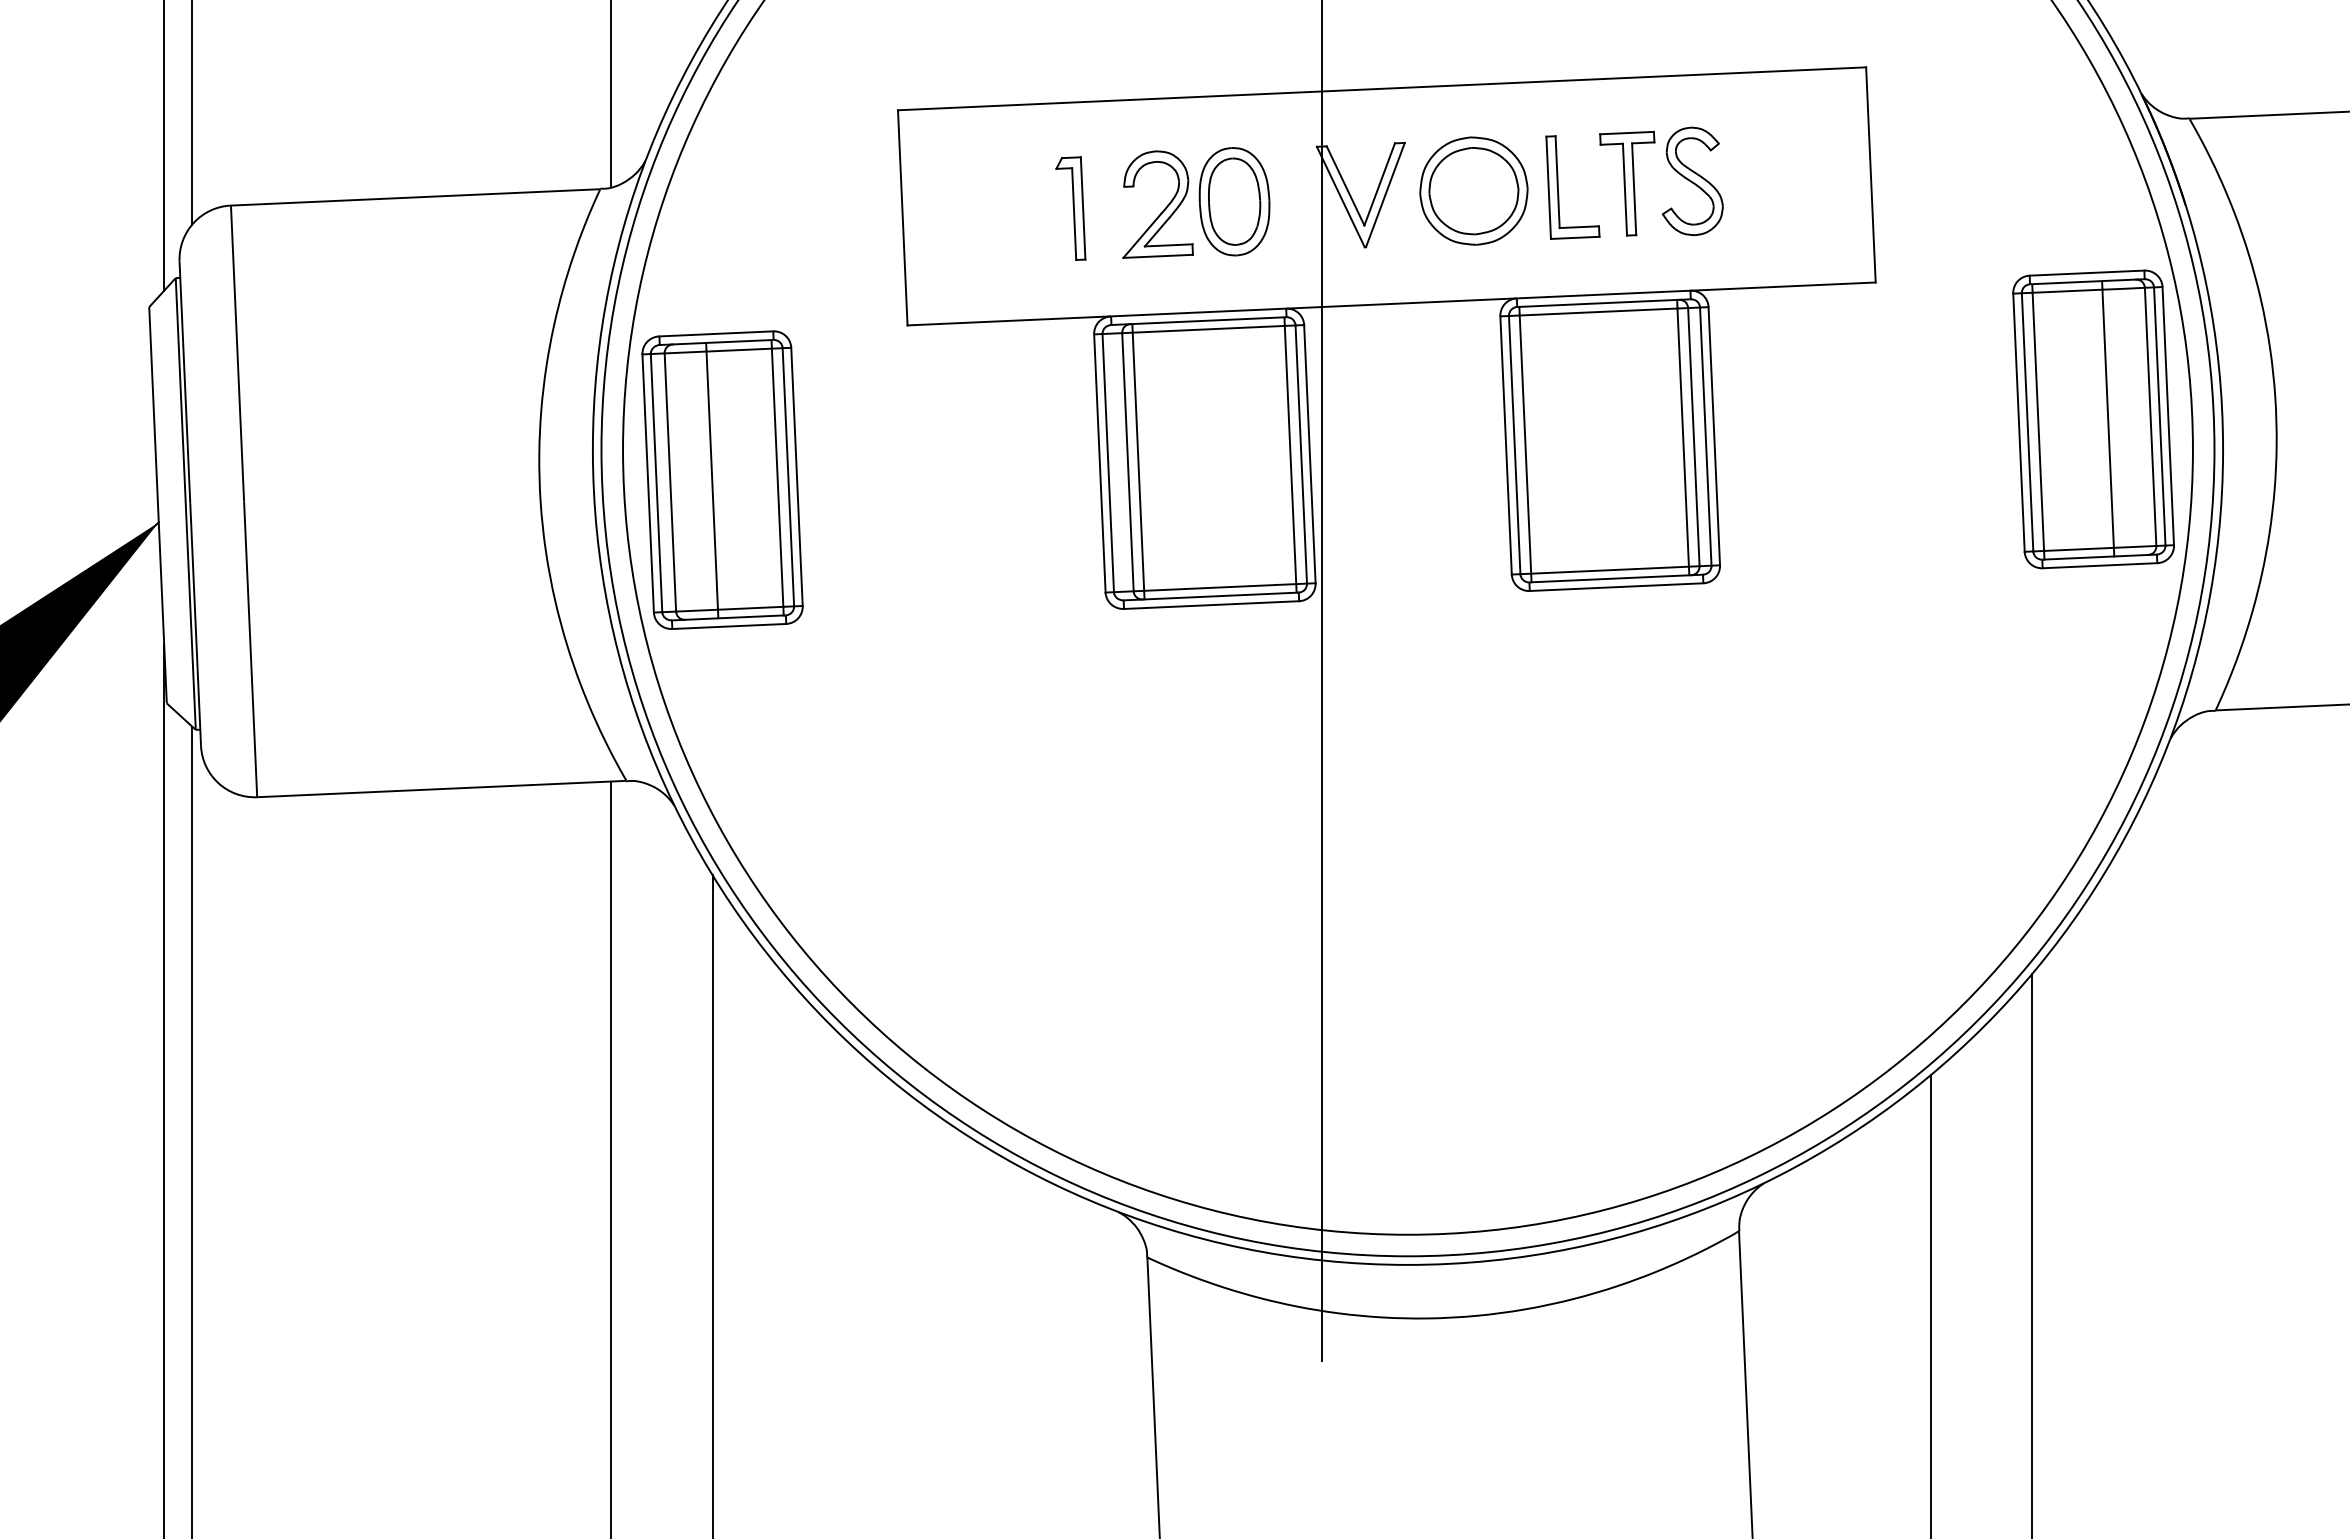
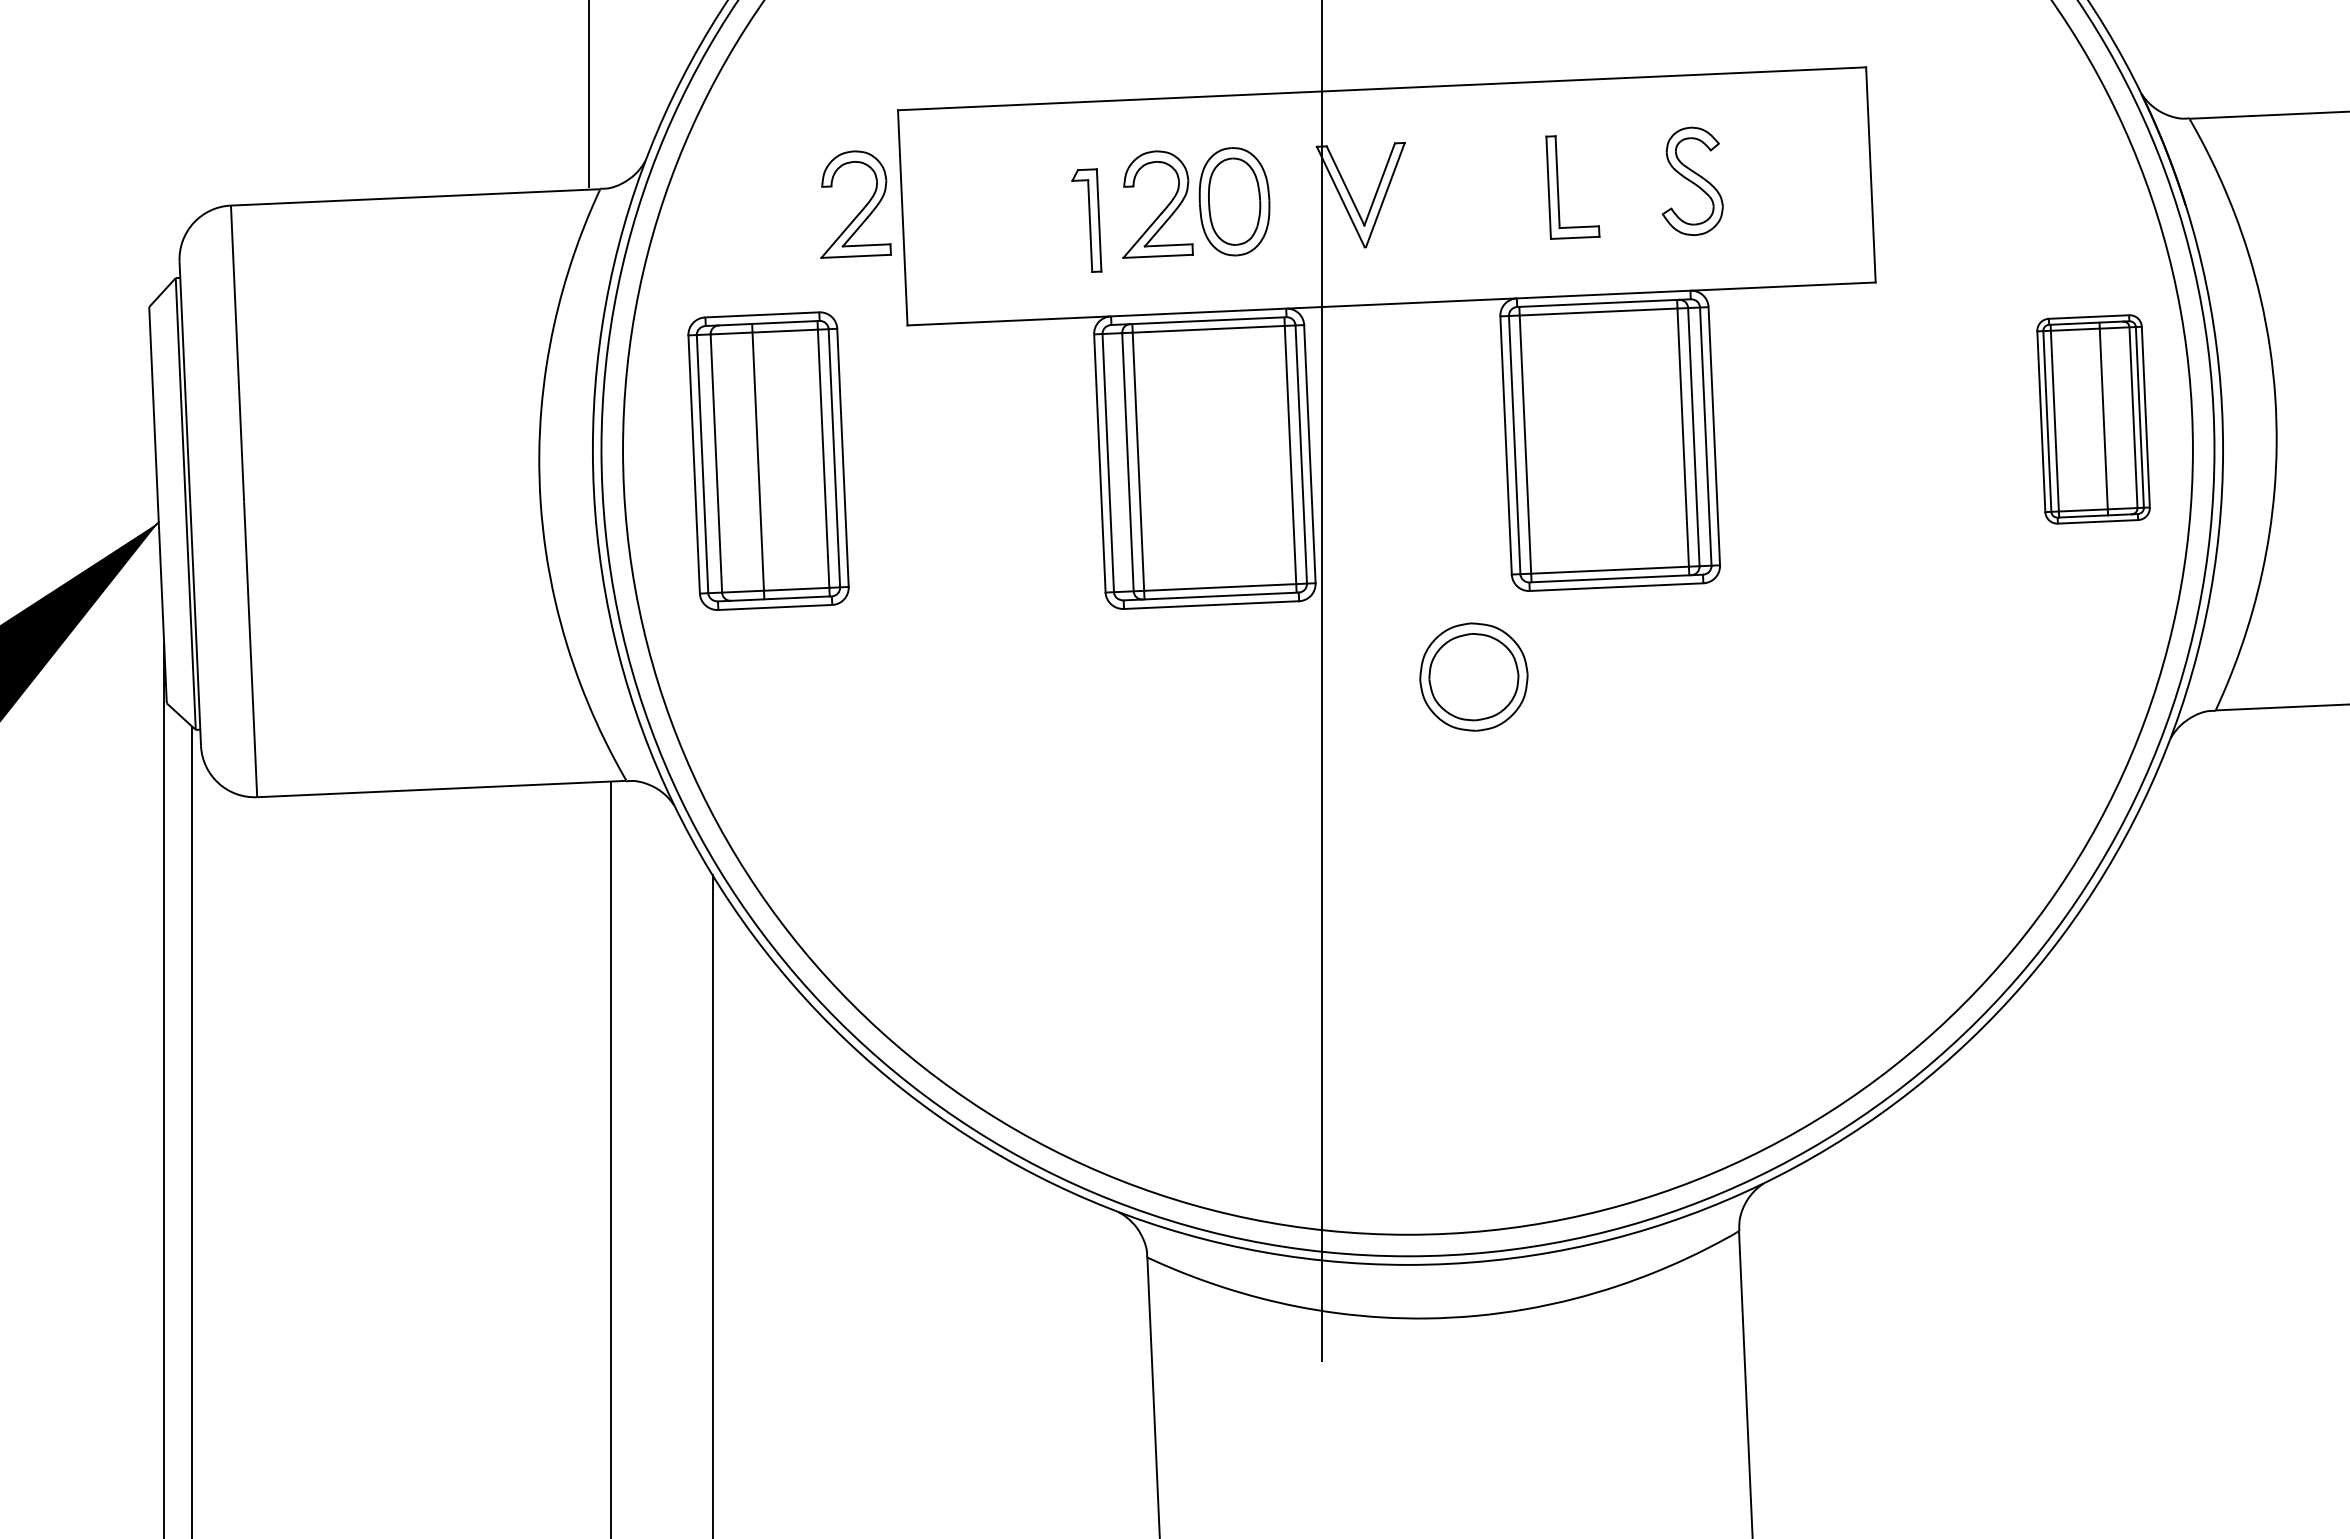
line position: (611, 94) -> (589, 94) (589, 94)
line: present -> none (192, 113)
line: present -> none (164, 146)
part: present -> none (1627, 183)
part position: (1473, 190) -> (1473, 676) (1473, 676)
part position: (1070, 208) -> (1086, 220) (1086, 220)
part: none -> present (861, 209)
part size: 163x301 px -> 115x211 px (2093, 419)
part position: (722, 479) -> (768, 460) (768, 460)
line: present -> none (2032, 1254)
line: present -> none (1930, 1305)
